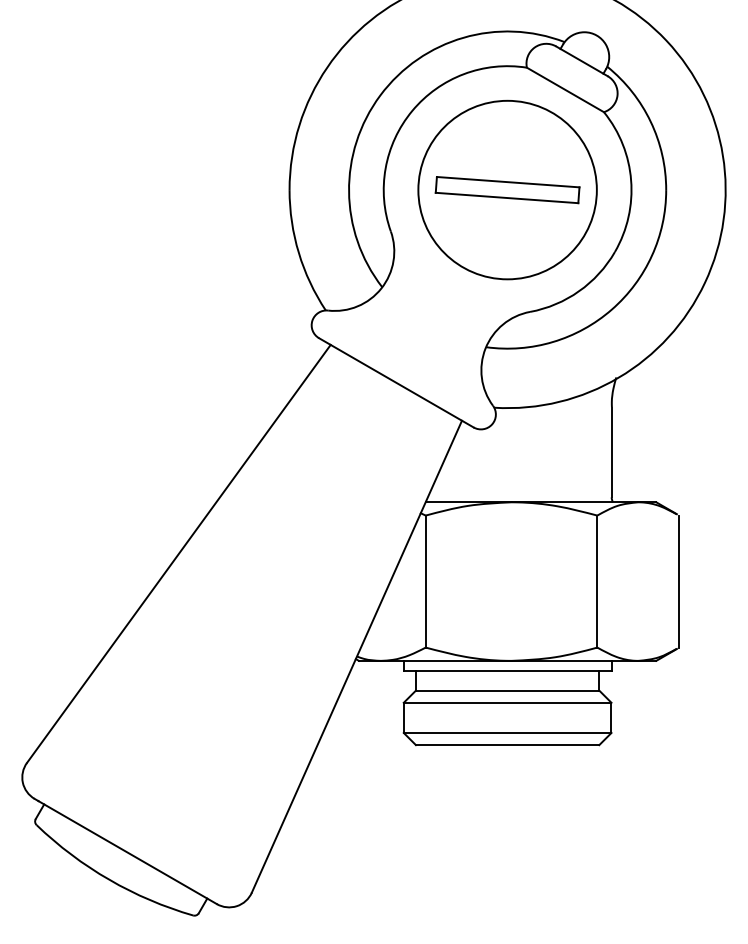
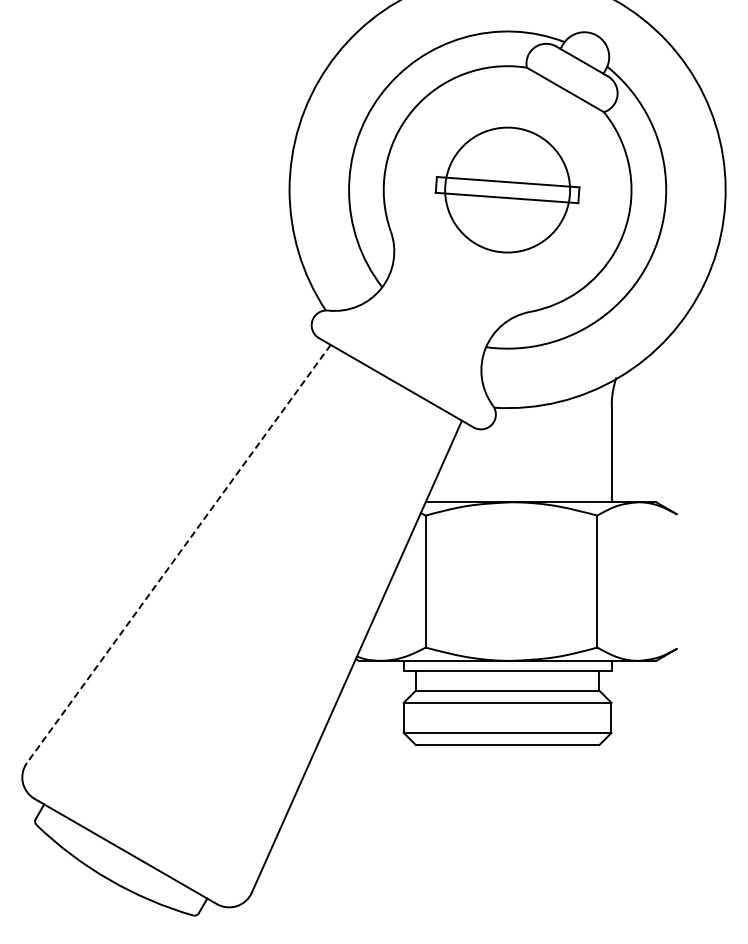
circle diameter: 179 px -> 125 px (507, 189)
line: solid -> dashed (178, 554)
line: present -> none (679, 581)
